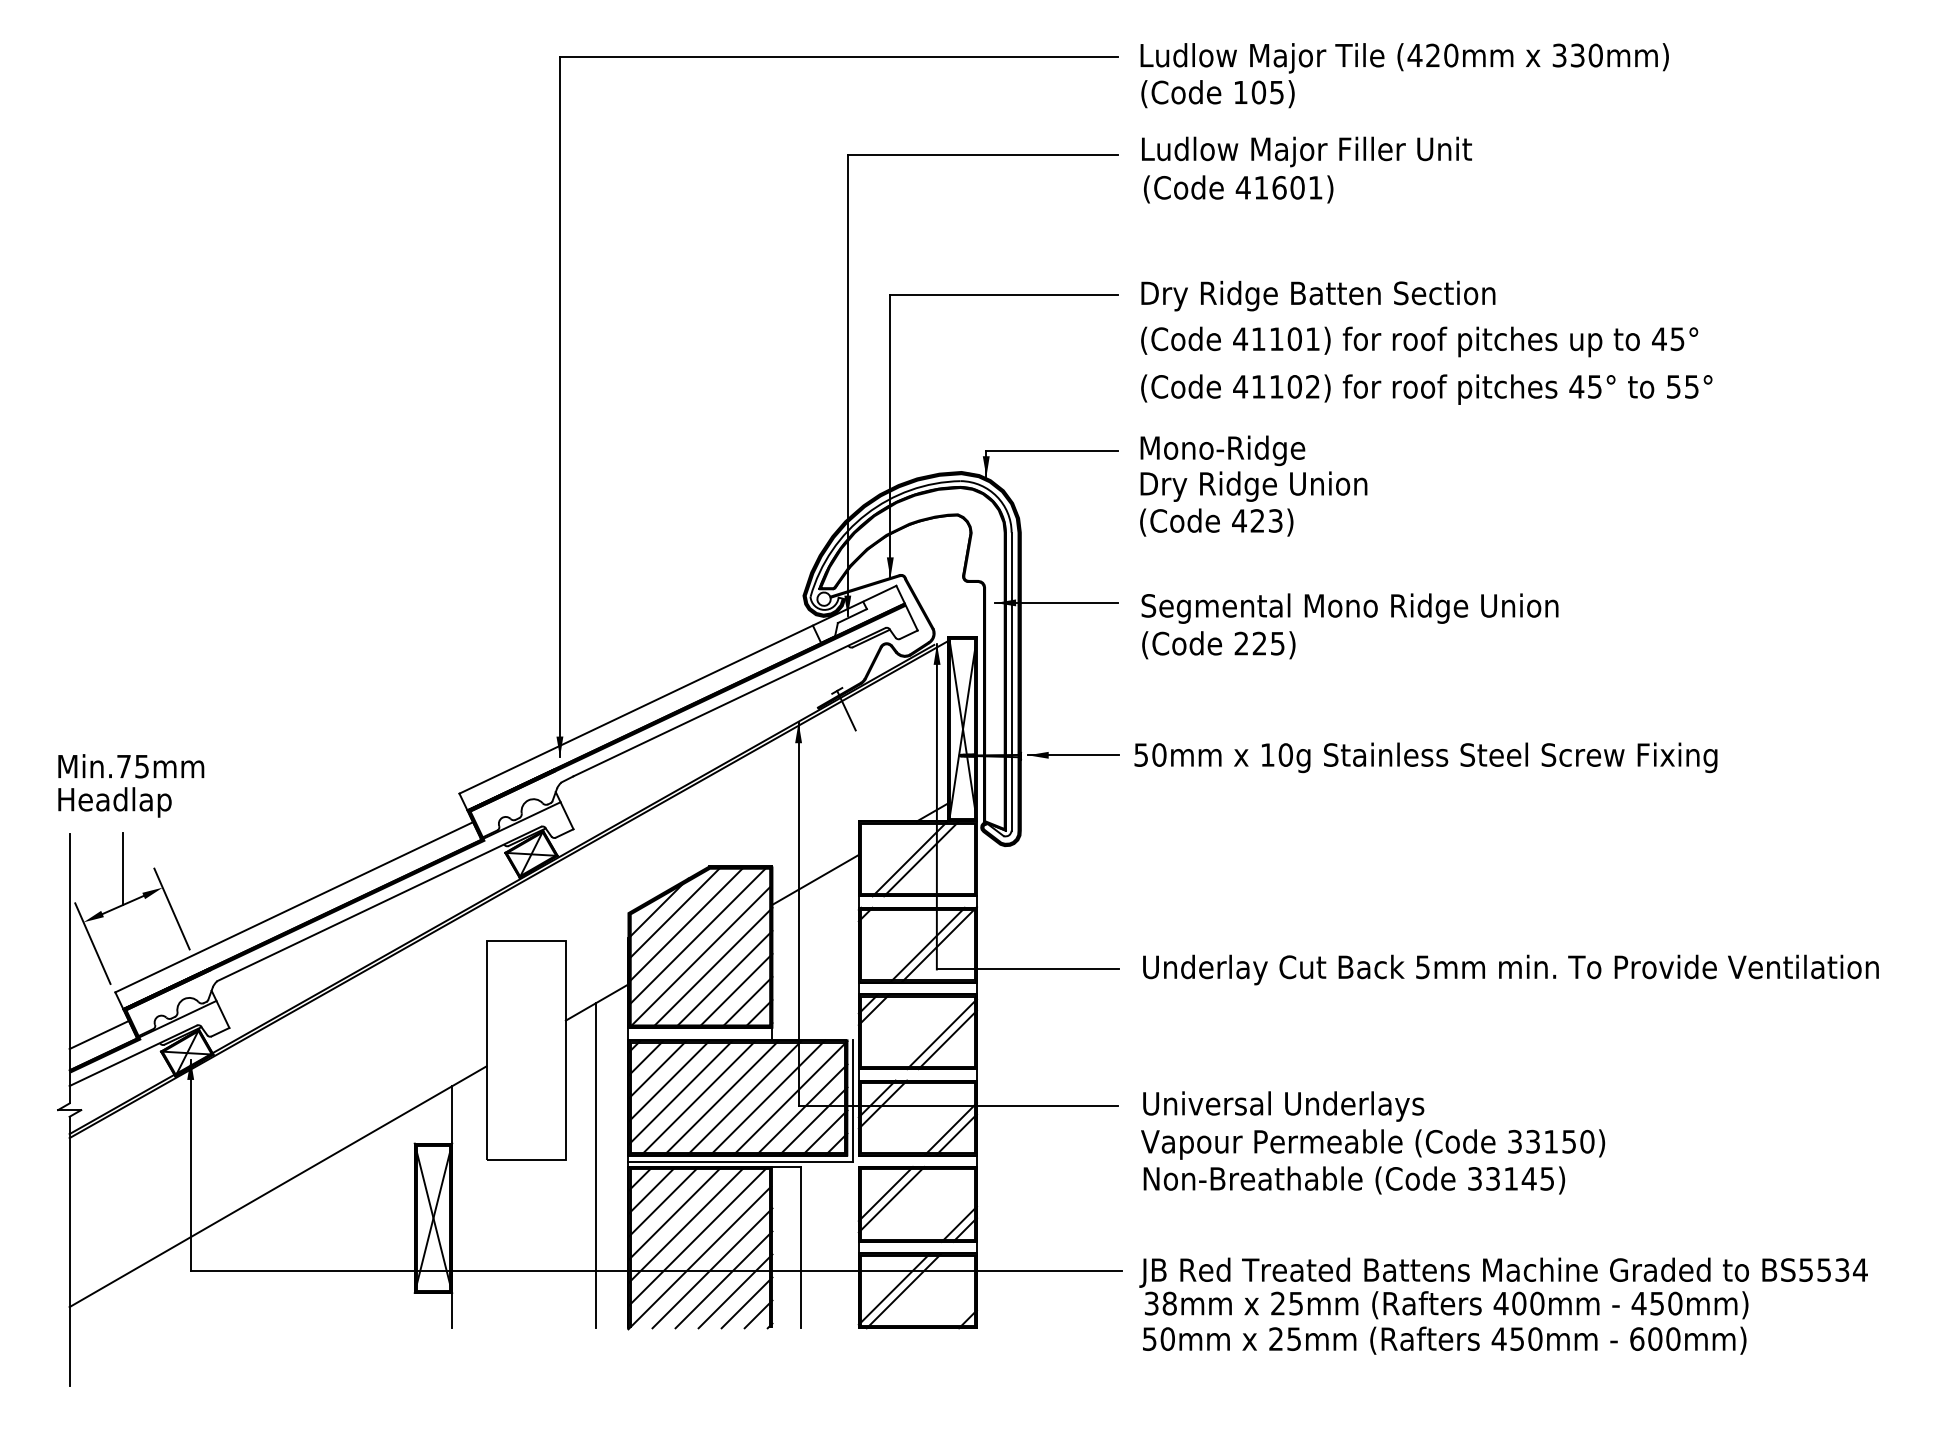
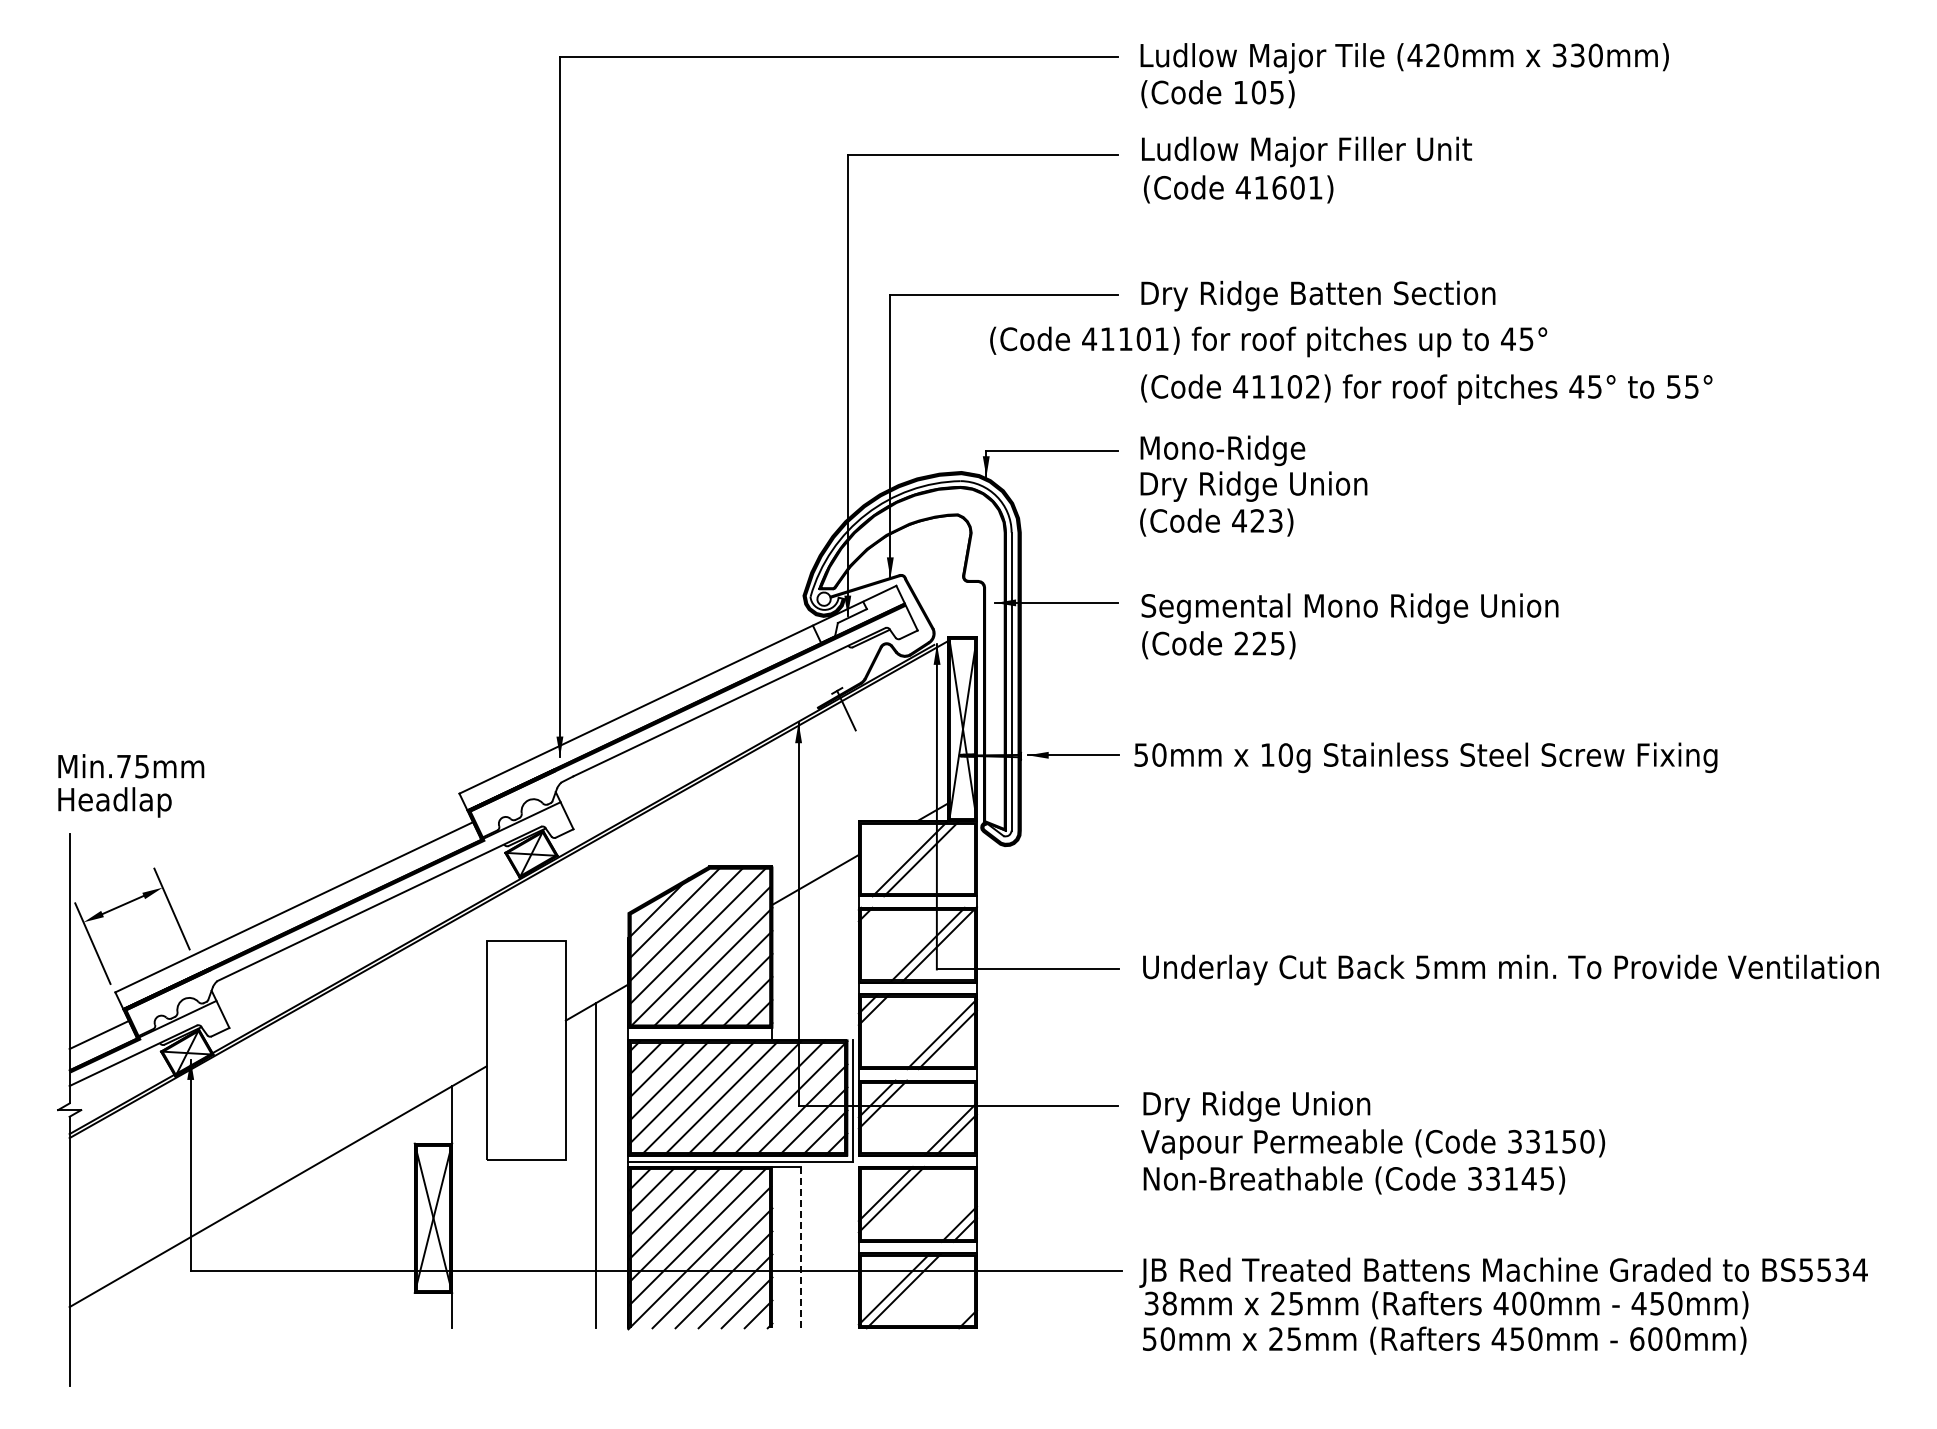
text position: (1419, 341) -> (1268, 341) (1268, 341)
line: present -> none (123, 868)
text: Universal Underlays -> Dry Ridge Union (1283, 1106)
line: solid -> dashed (801, 1247)
